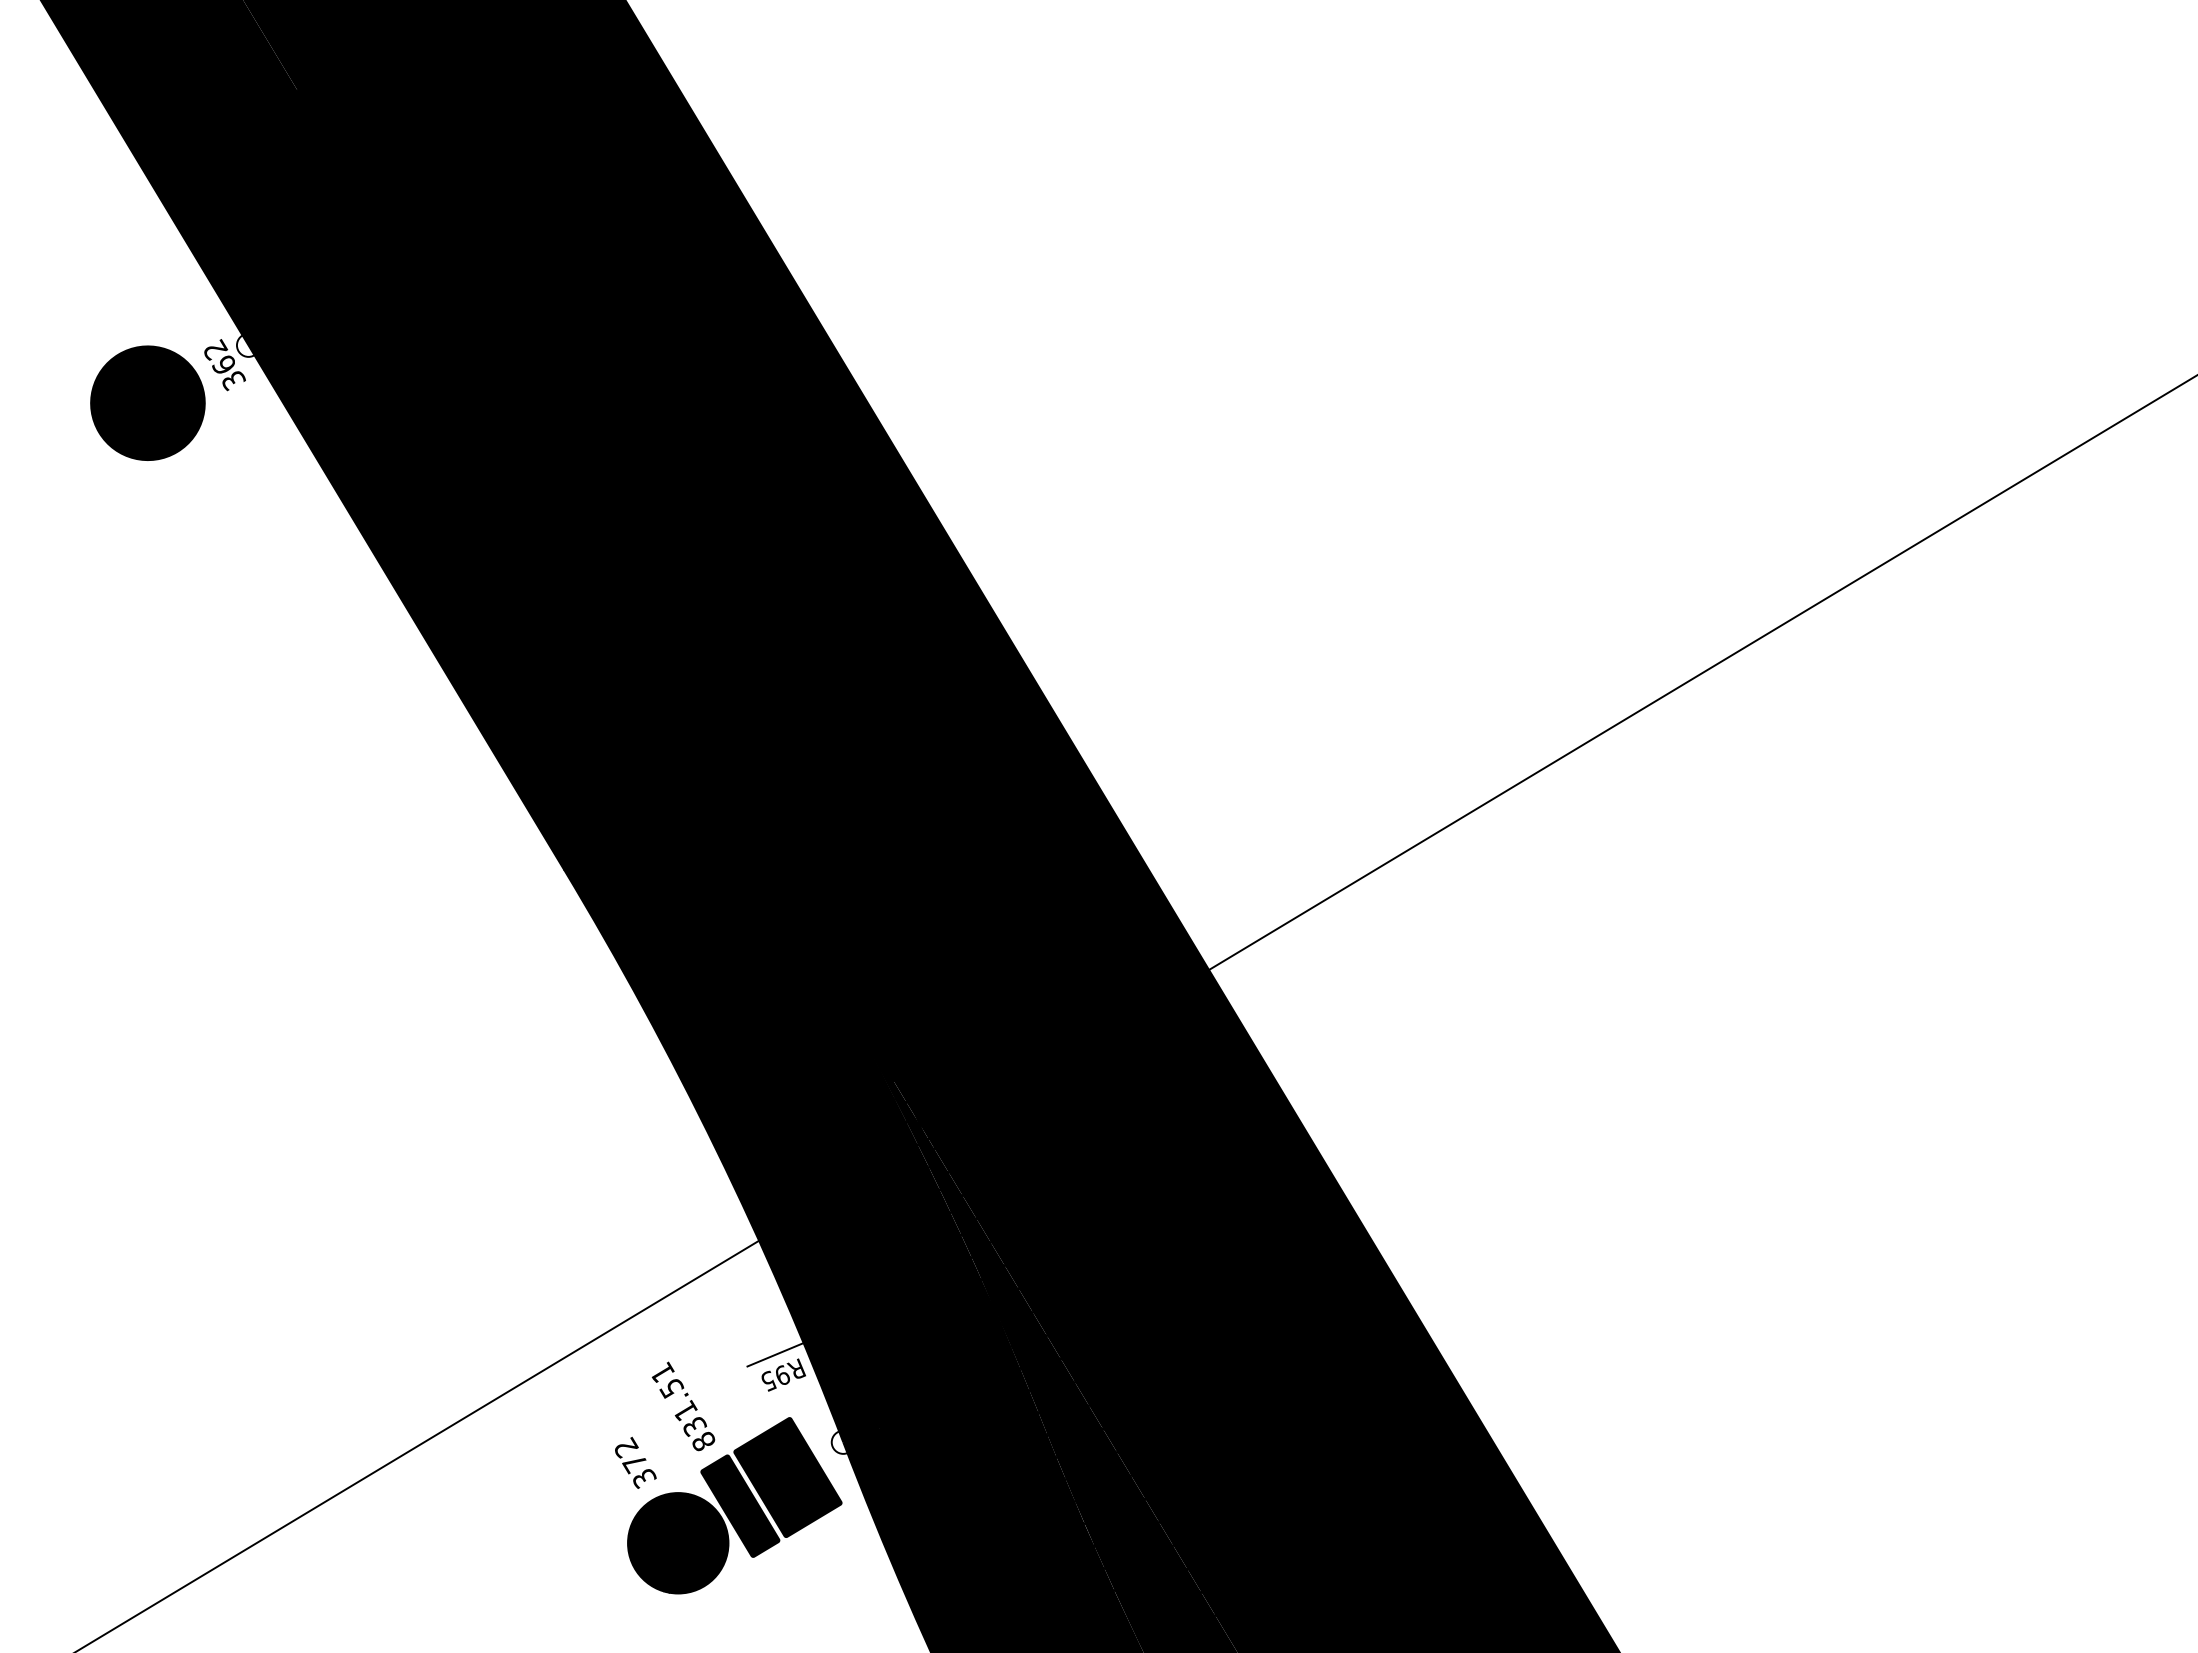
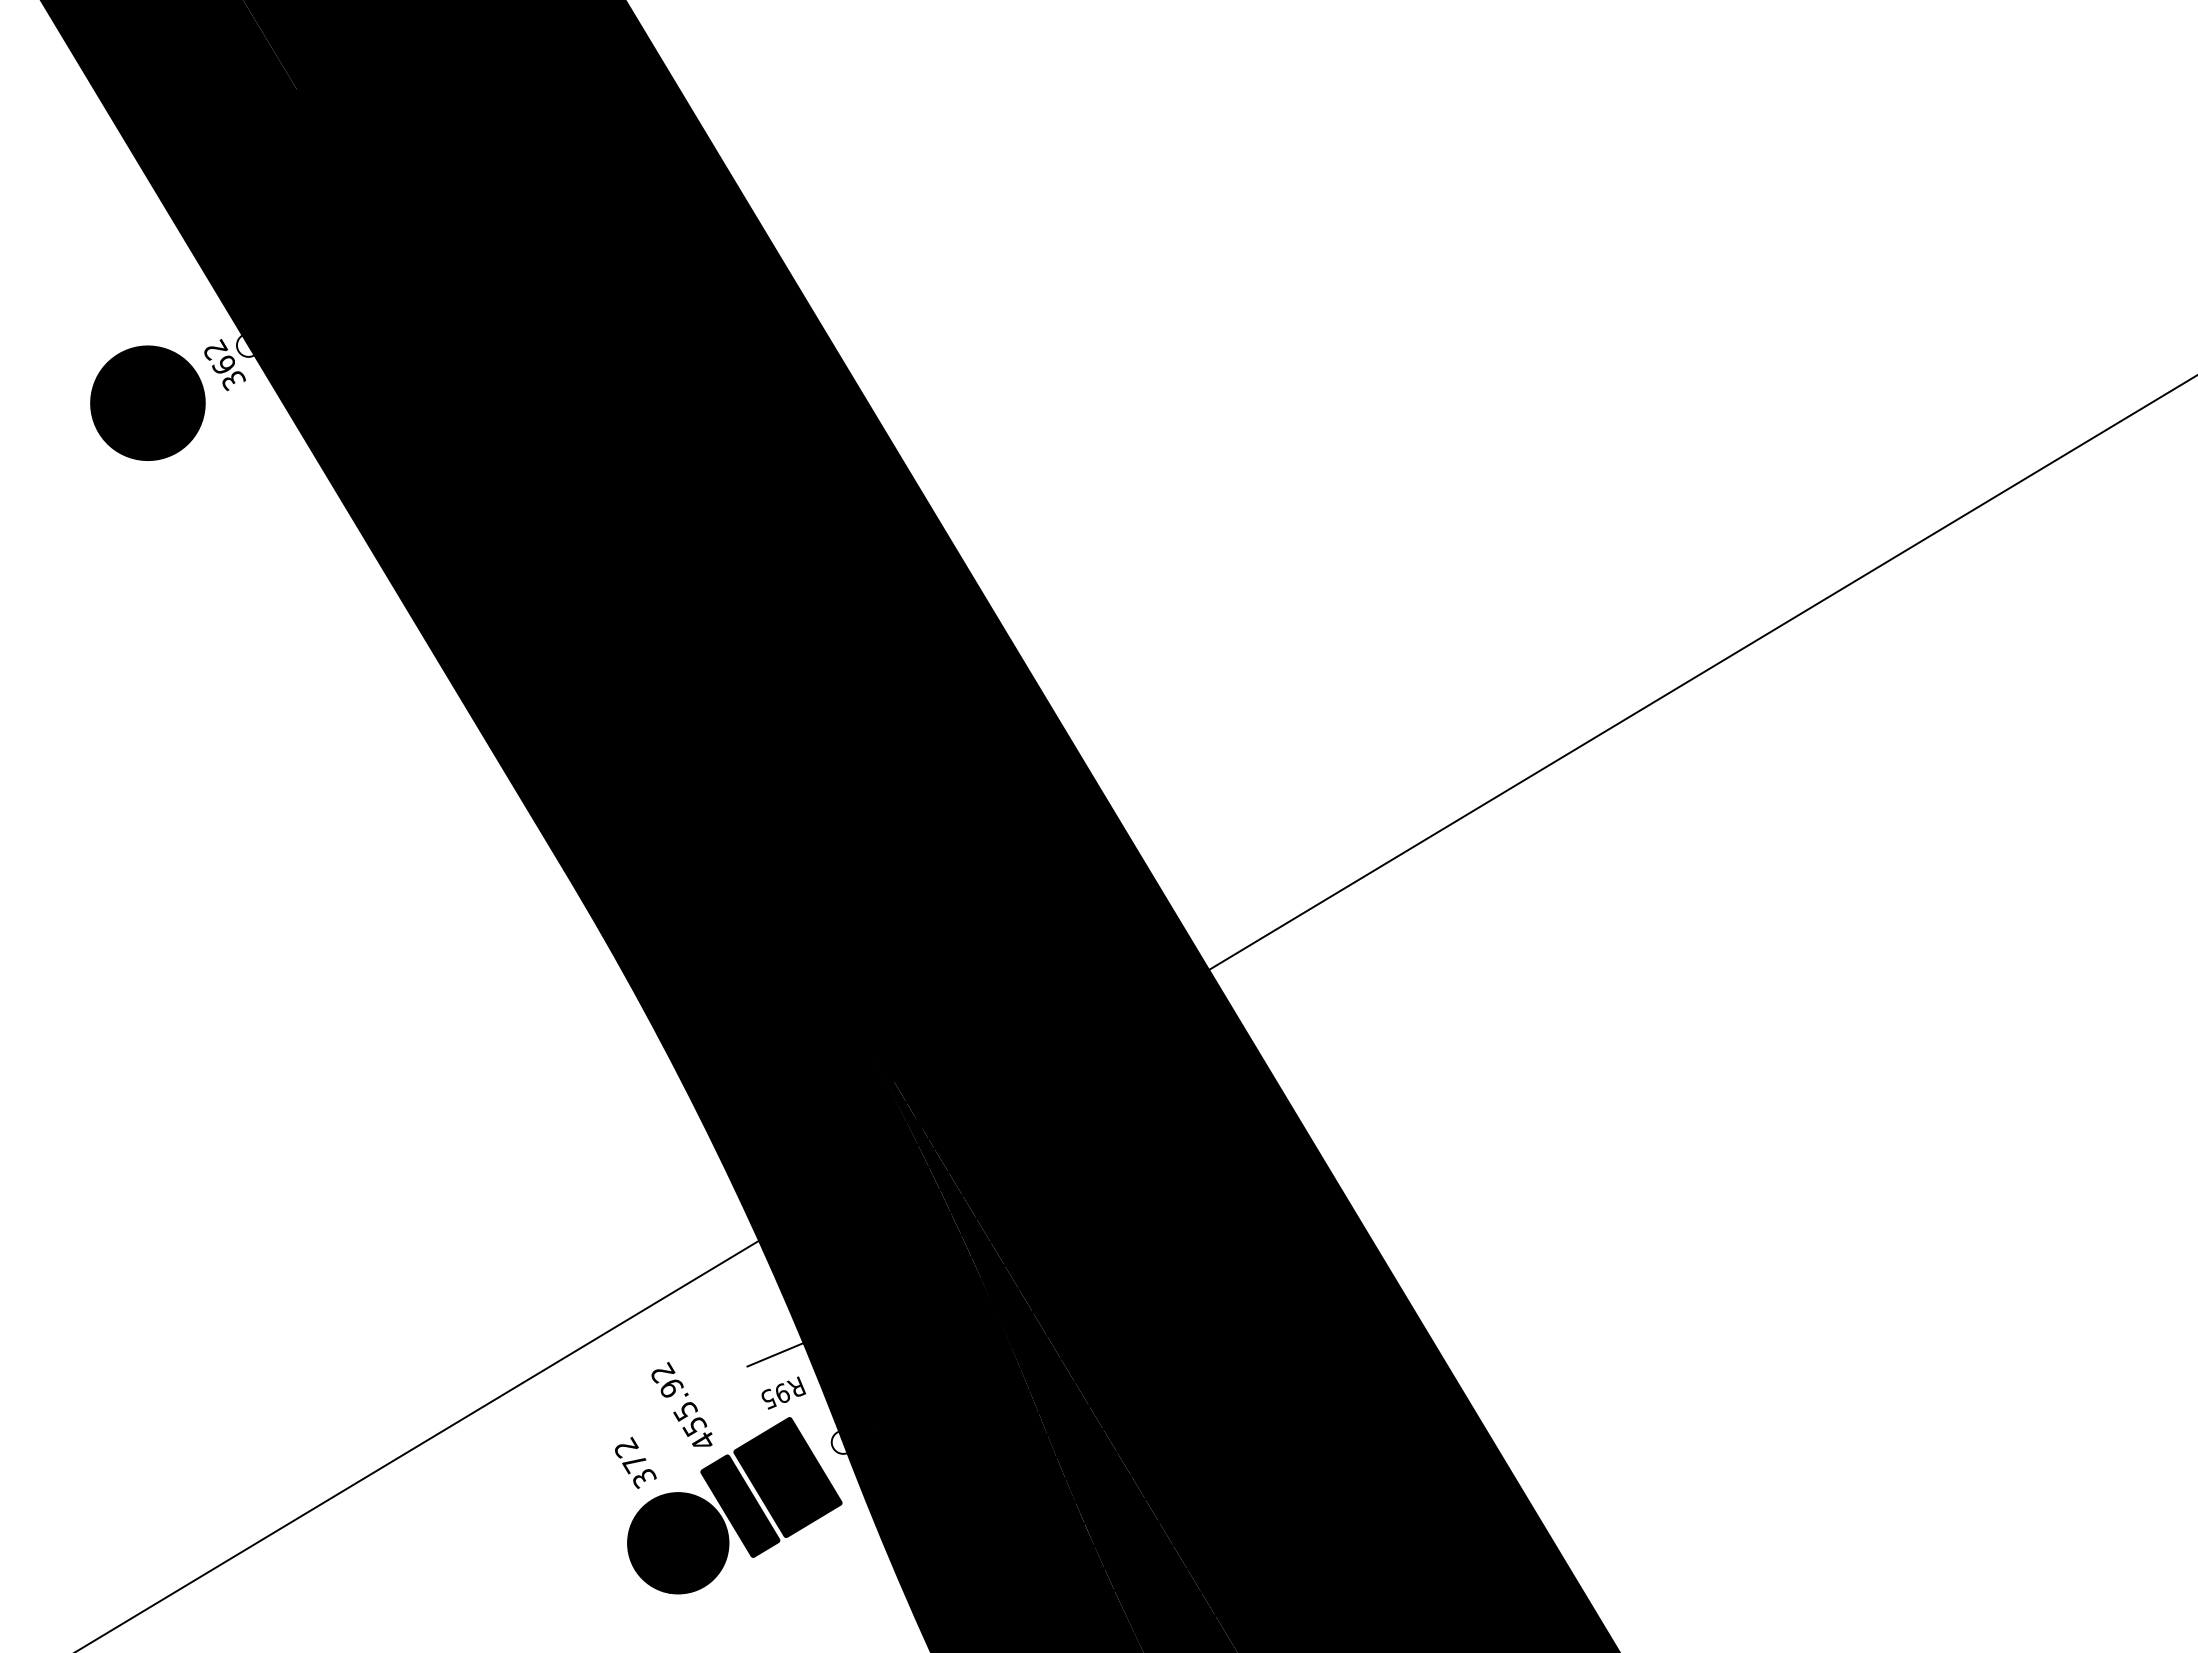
text position: (783, 1374) -> (783, 1392) (783, 1392)
text: 831.51 -> 455.92 (683, 1406)
